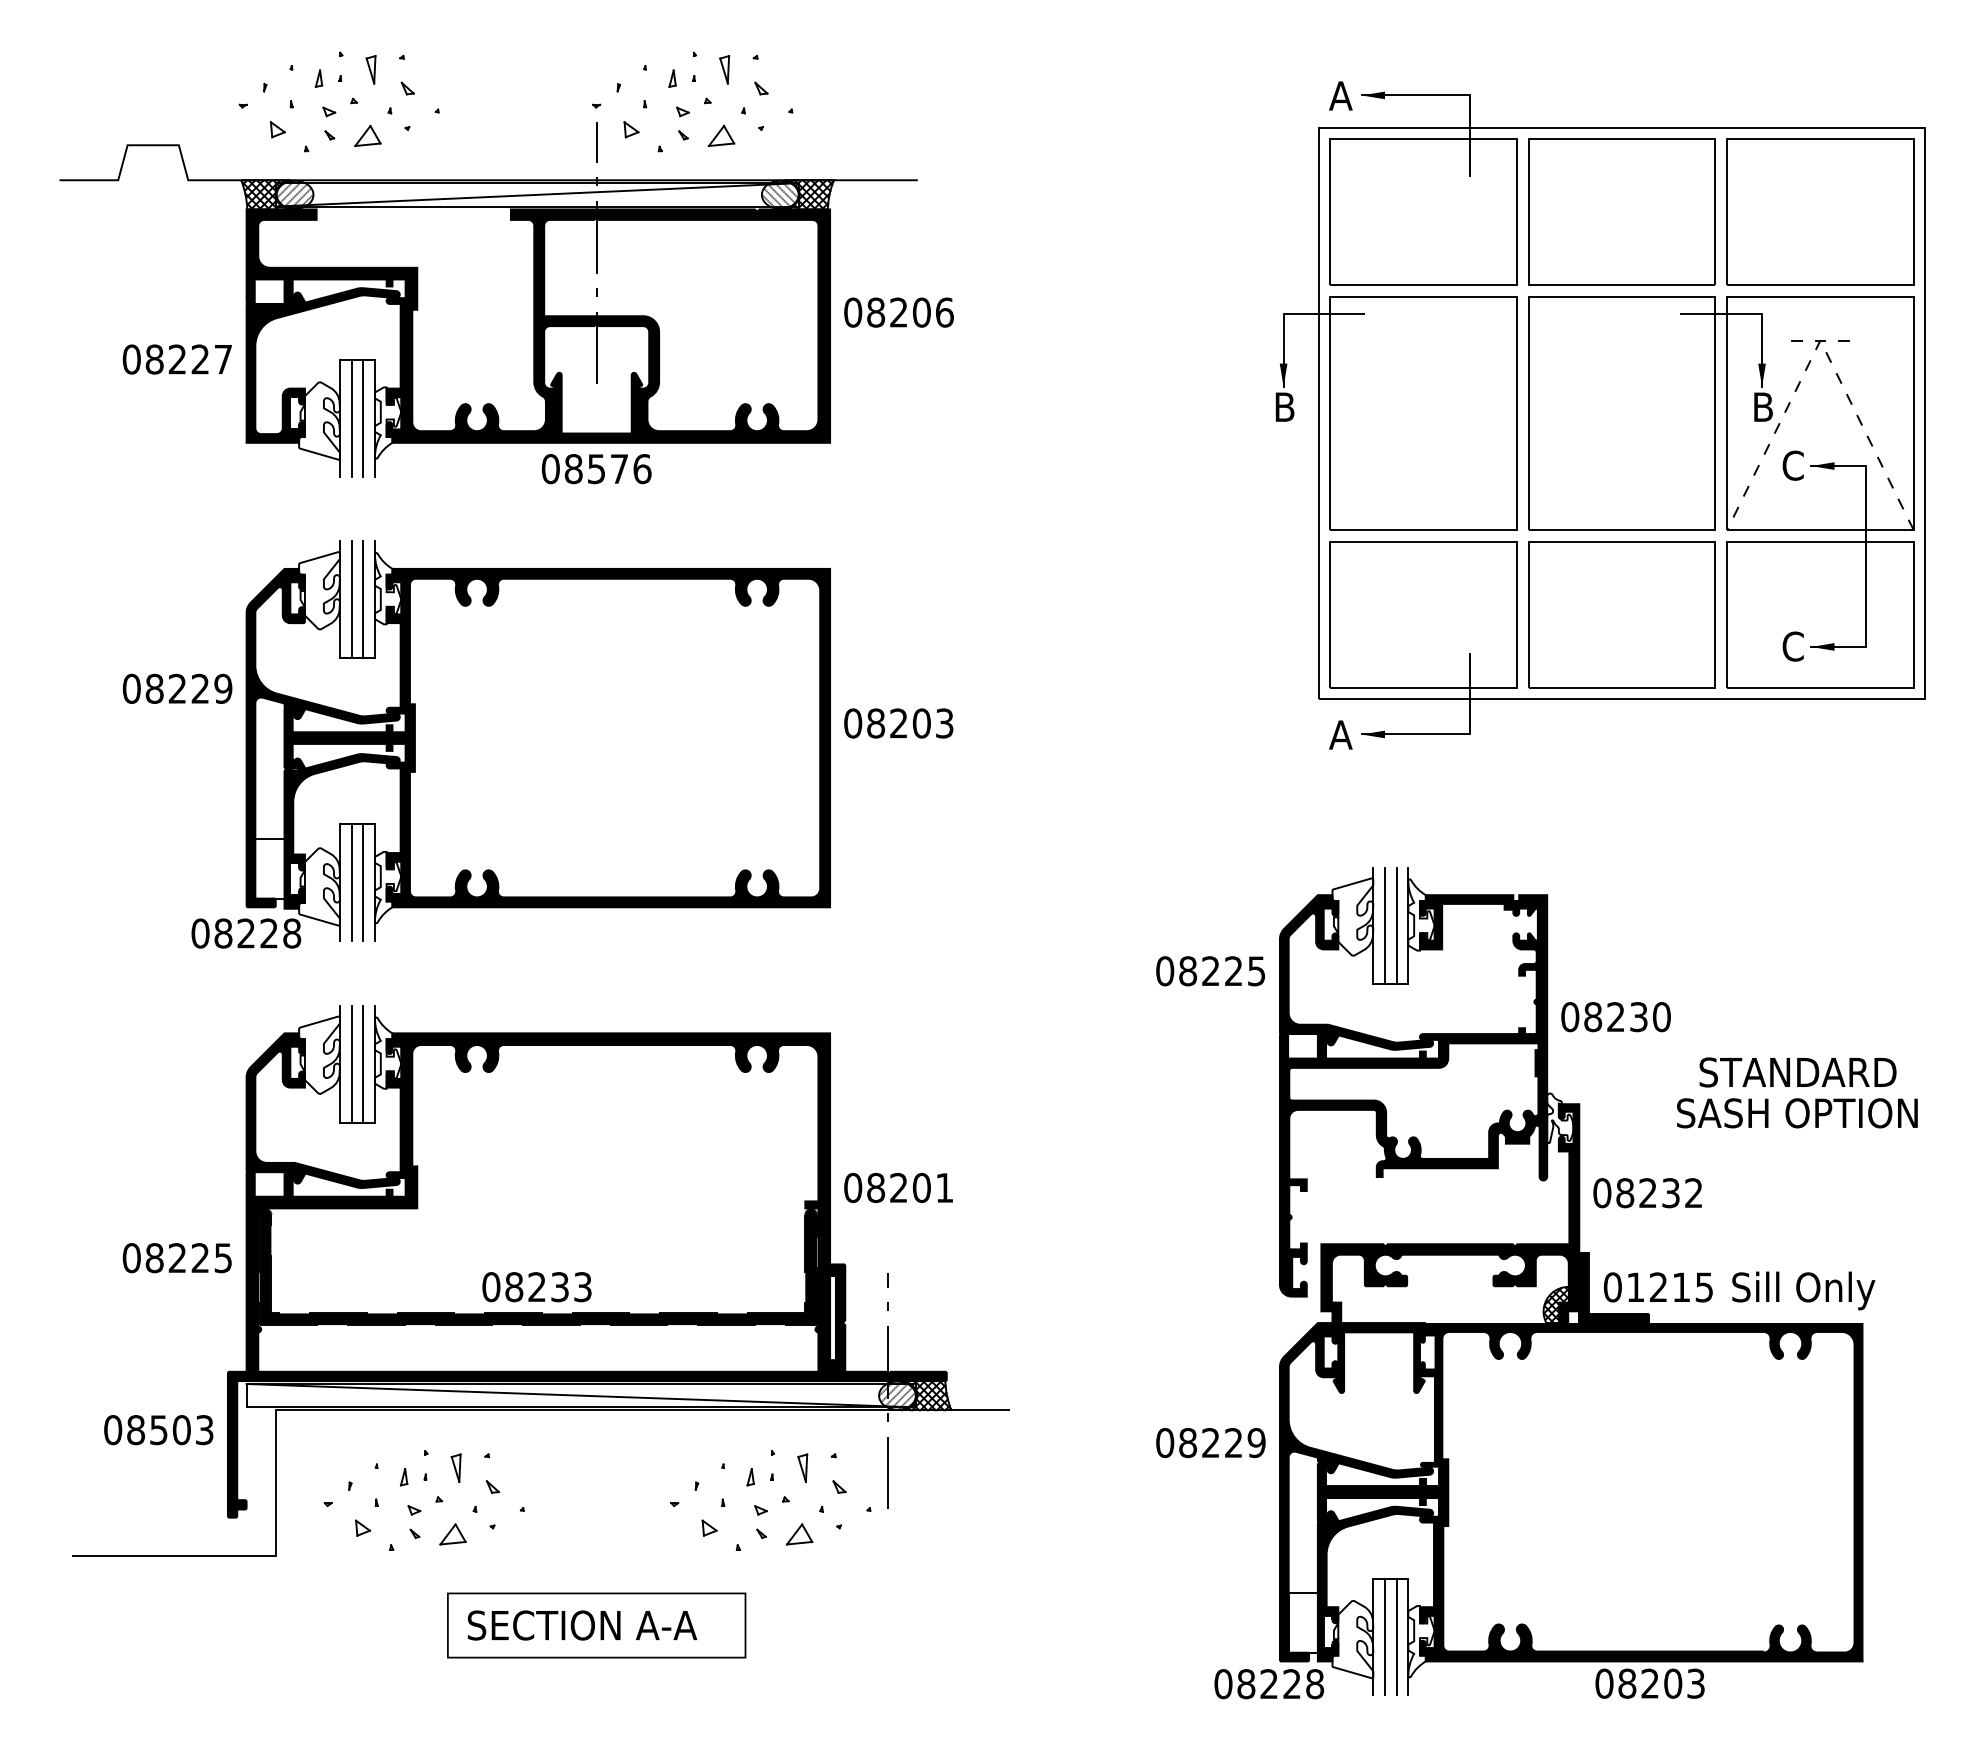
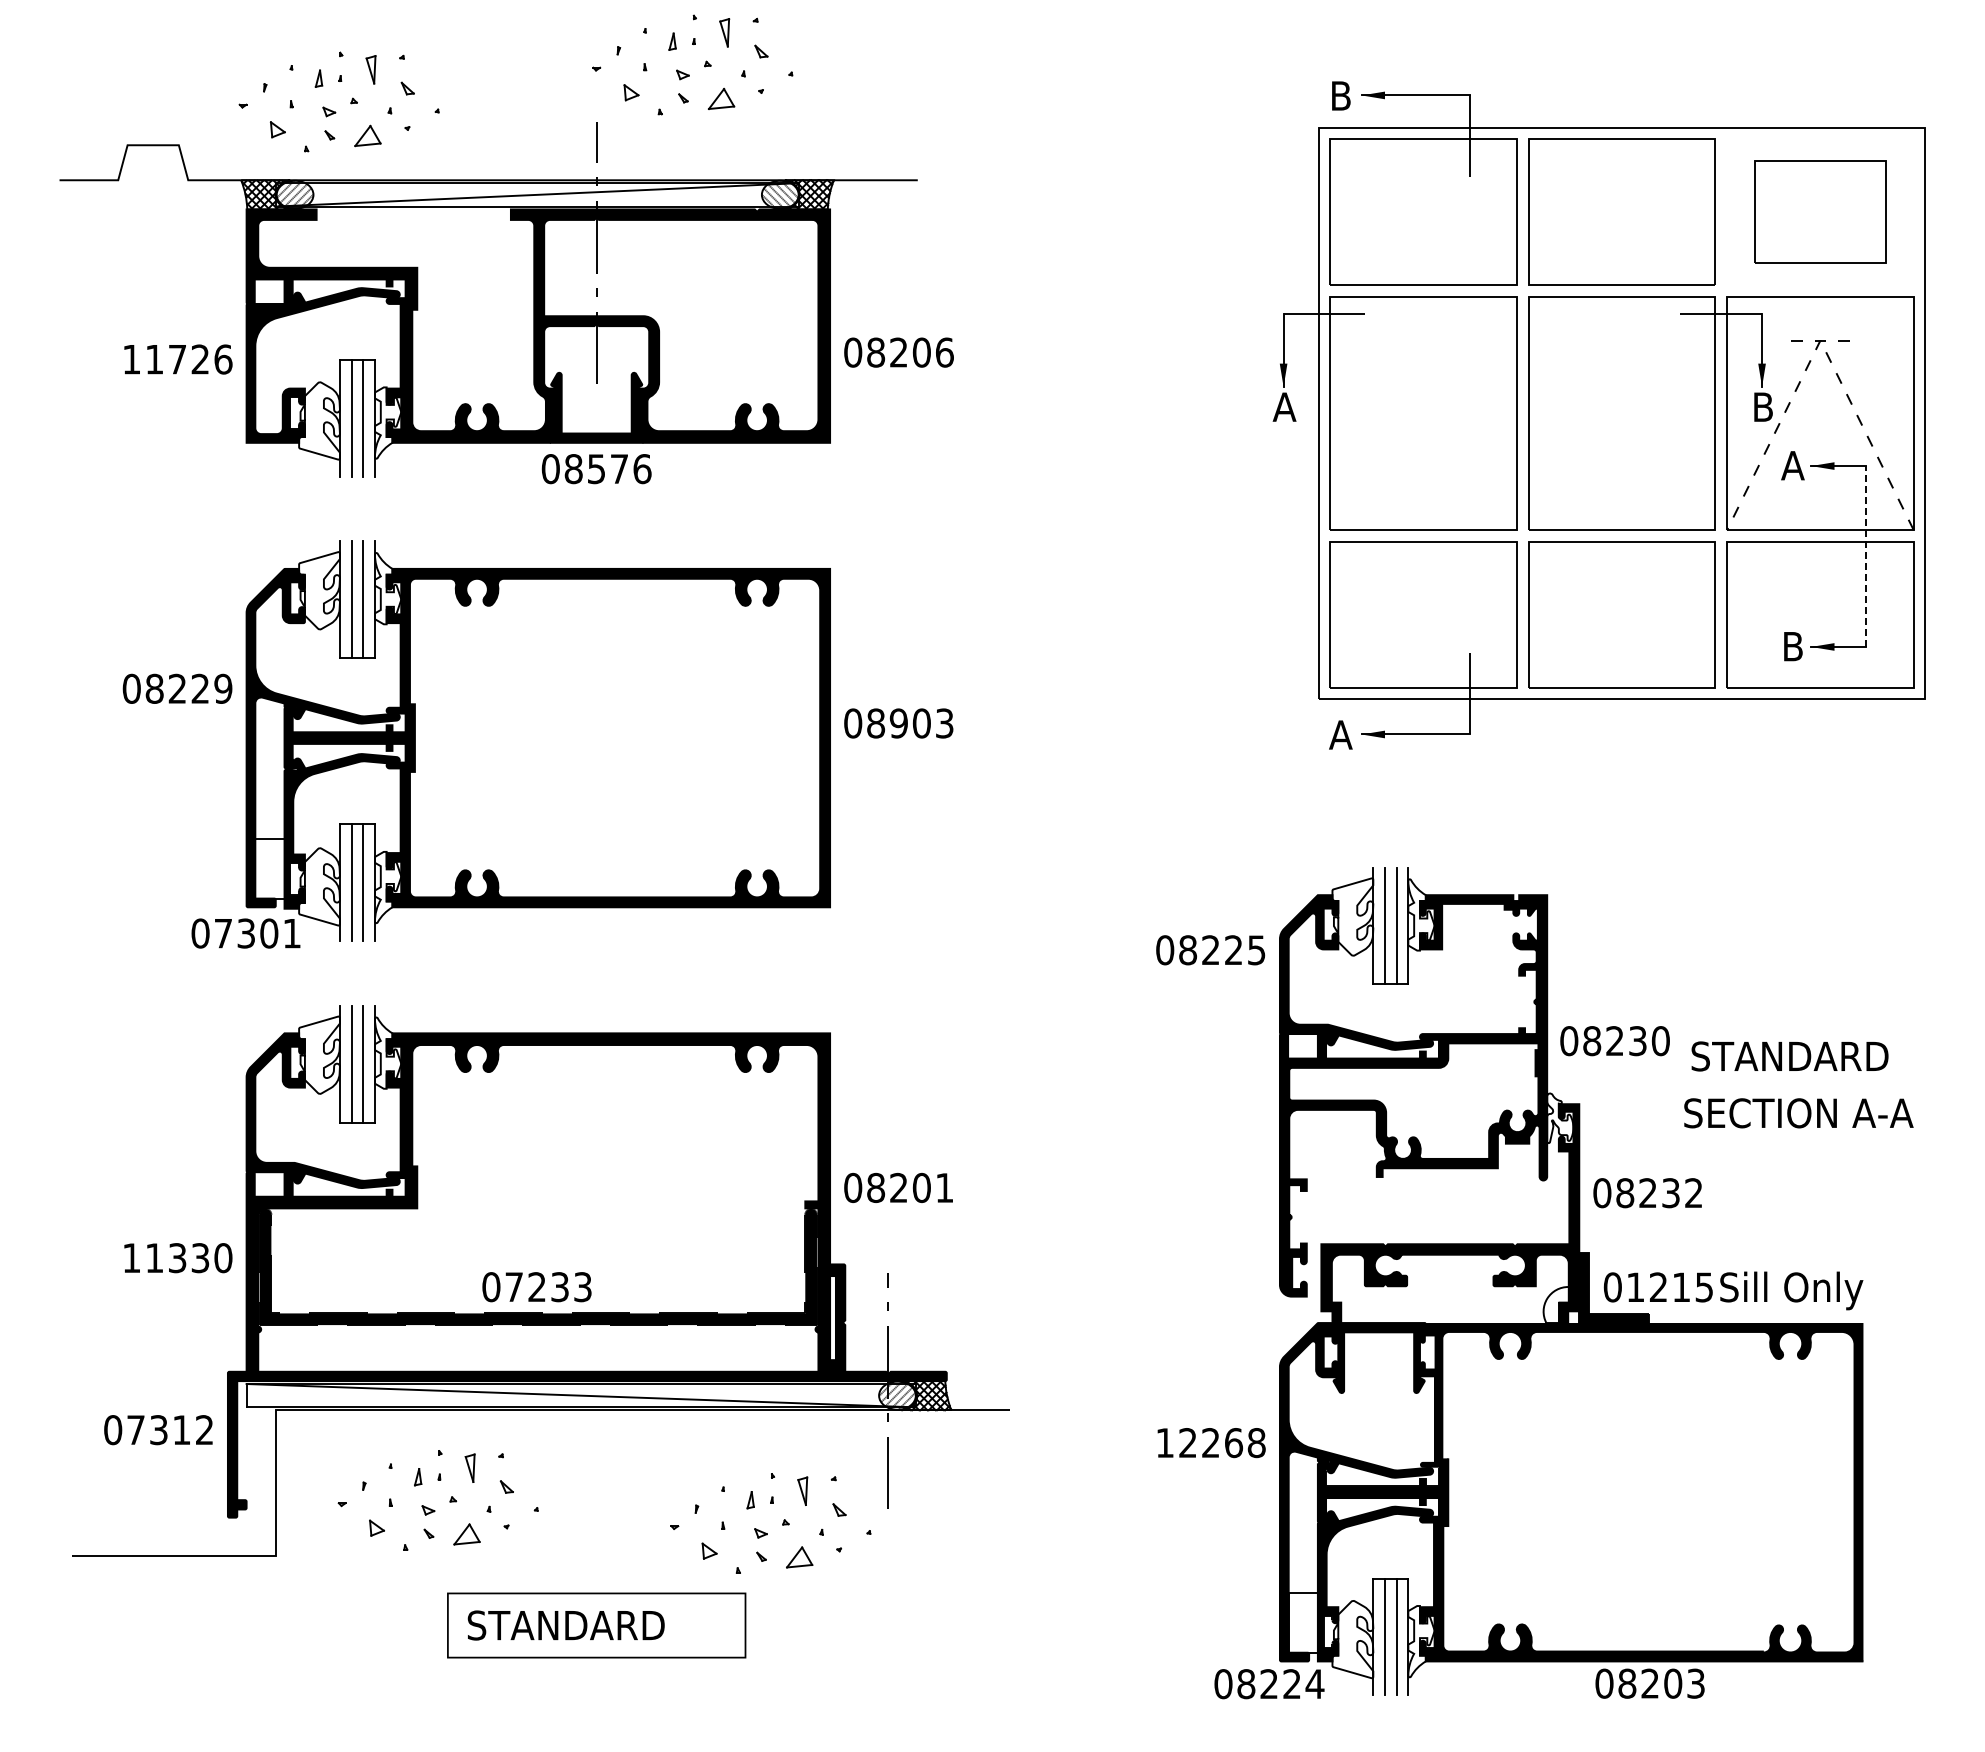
text: A -> B (1340, 95)
part position: (689, 111) -> (689, 74) (689, 74)
part size: 189x148 px -> 133x104 px (1820, 211)
text position: (898, 312) -> (898, 352) (898, 352)
text: 08227 -> 11726 (177, 359)
text: B -> A (1284, 406)
text: C -> A (1792, 465)
line: solid -> dashed (1865, 556)
text: C -> B (1792, 646)
text: 08203 -> 08903 (898, 723)
text: 08228 -> 07301 (257, 933)
text position: (1210, 971) -> (1210, 950) (1210, 950)
text position: (1615, 1017) -> (1614, 1041) (1614, 1041)
text position: (1797, 1072) -> (1789, 1056) (1789, 1056)
text: SASH OPTION -> SECTION A-A (1797, 1113)
text: 08225 -> 11330 (177, 1258)
text: 08233 -> 07233 (514, 1287)
text position: (1803, 1290) -> (1791, 1290) (1791, 1290)
hatch: present -> none (1555, 1305)
text: 08503 -> 07312 (170, 1430)
text: 08229 -> 12268 (1210, 1443)
part position: (419, 1509) -> (433, 1509) (433, 1509)
part position: (765, 1509) -> (765, 1532) (765, 1532)
text: SECTION A-A -> STANDARD (592, 1625)
text: 08228 -> 08224 (1314, 1684)
